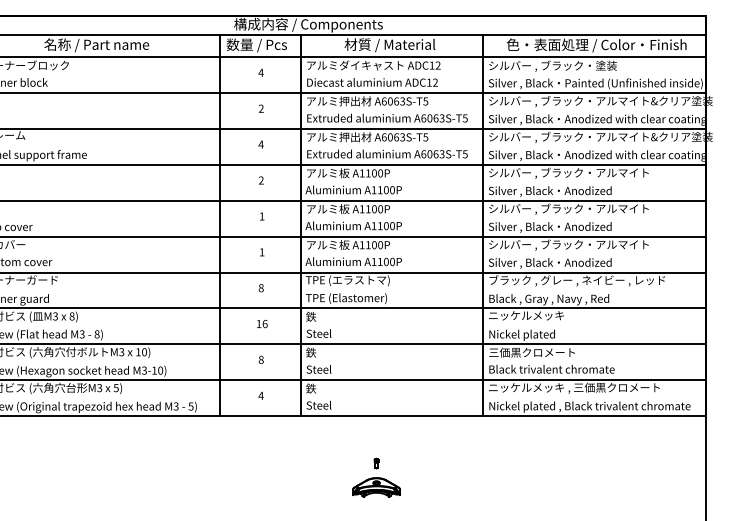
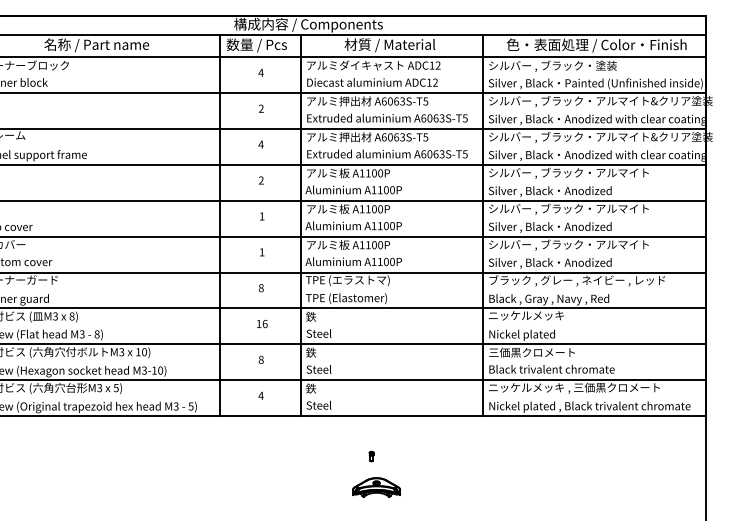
part position: (376, 463) -> (371, 456) (371, 456)
